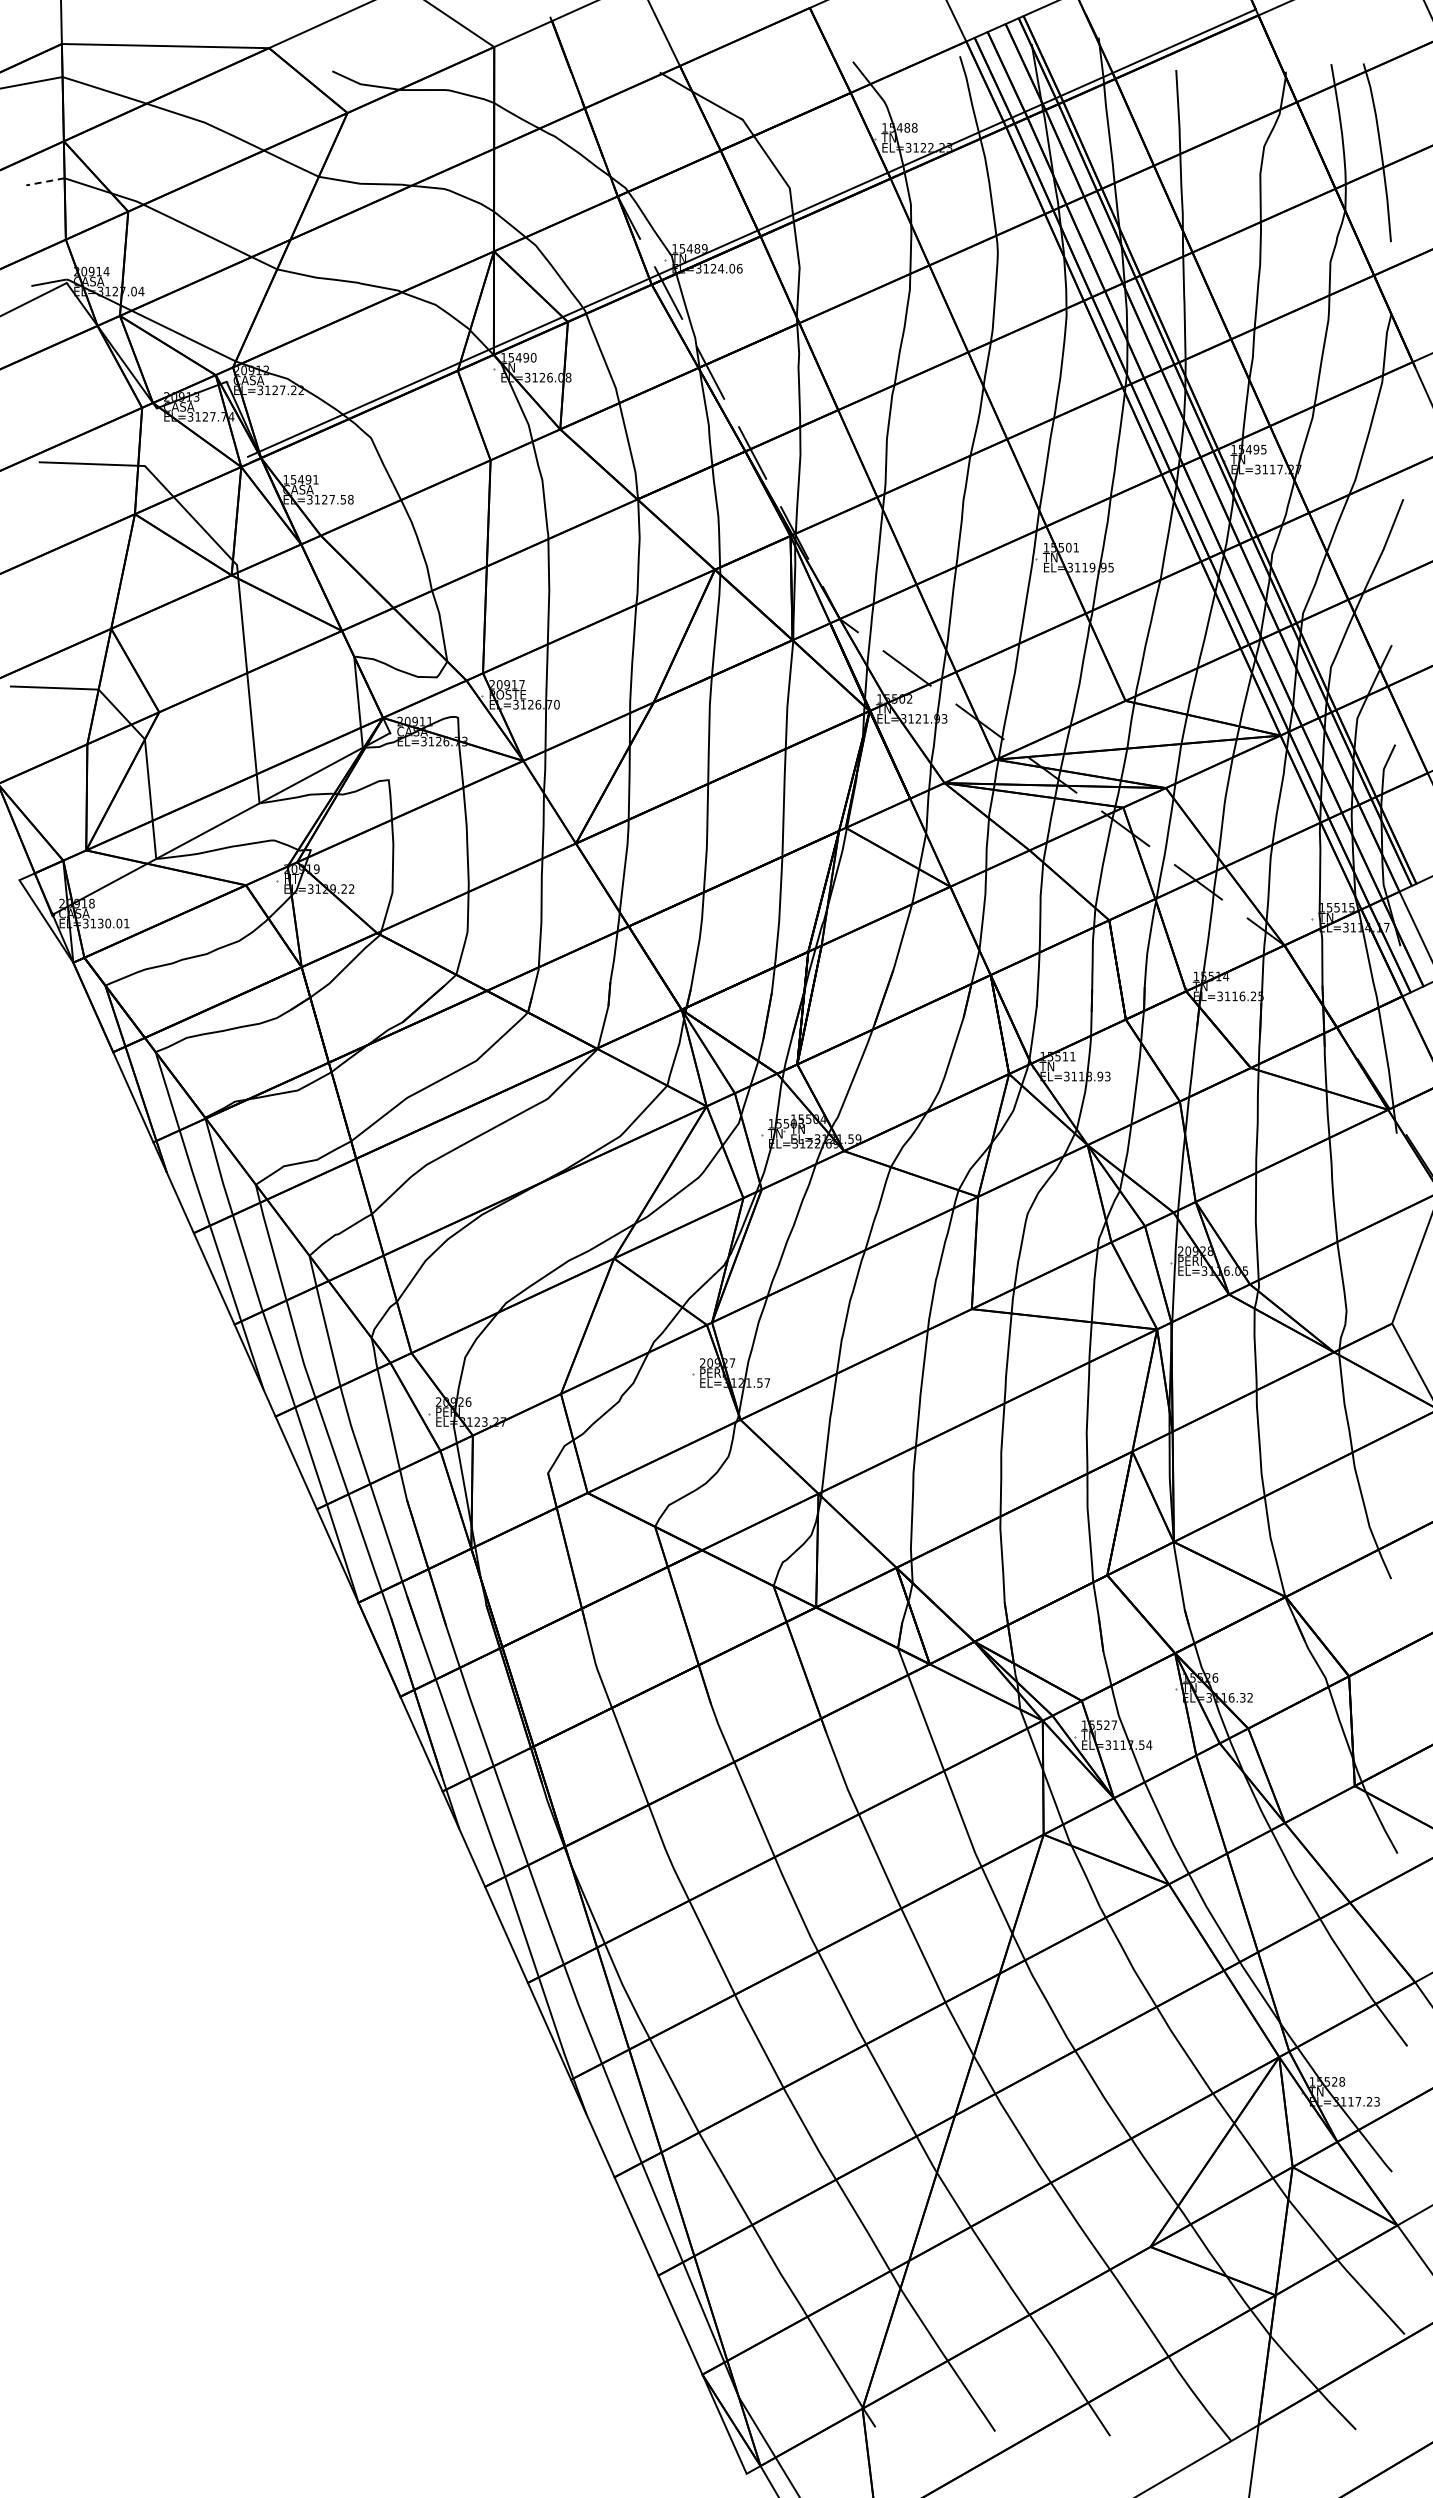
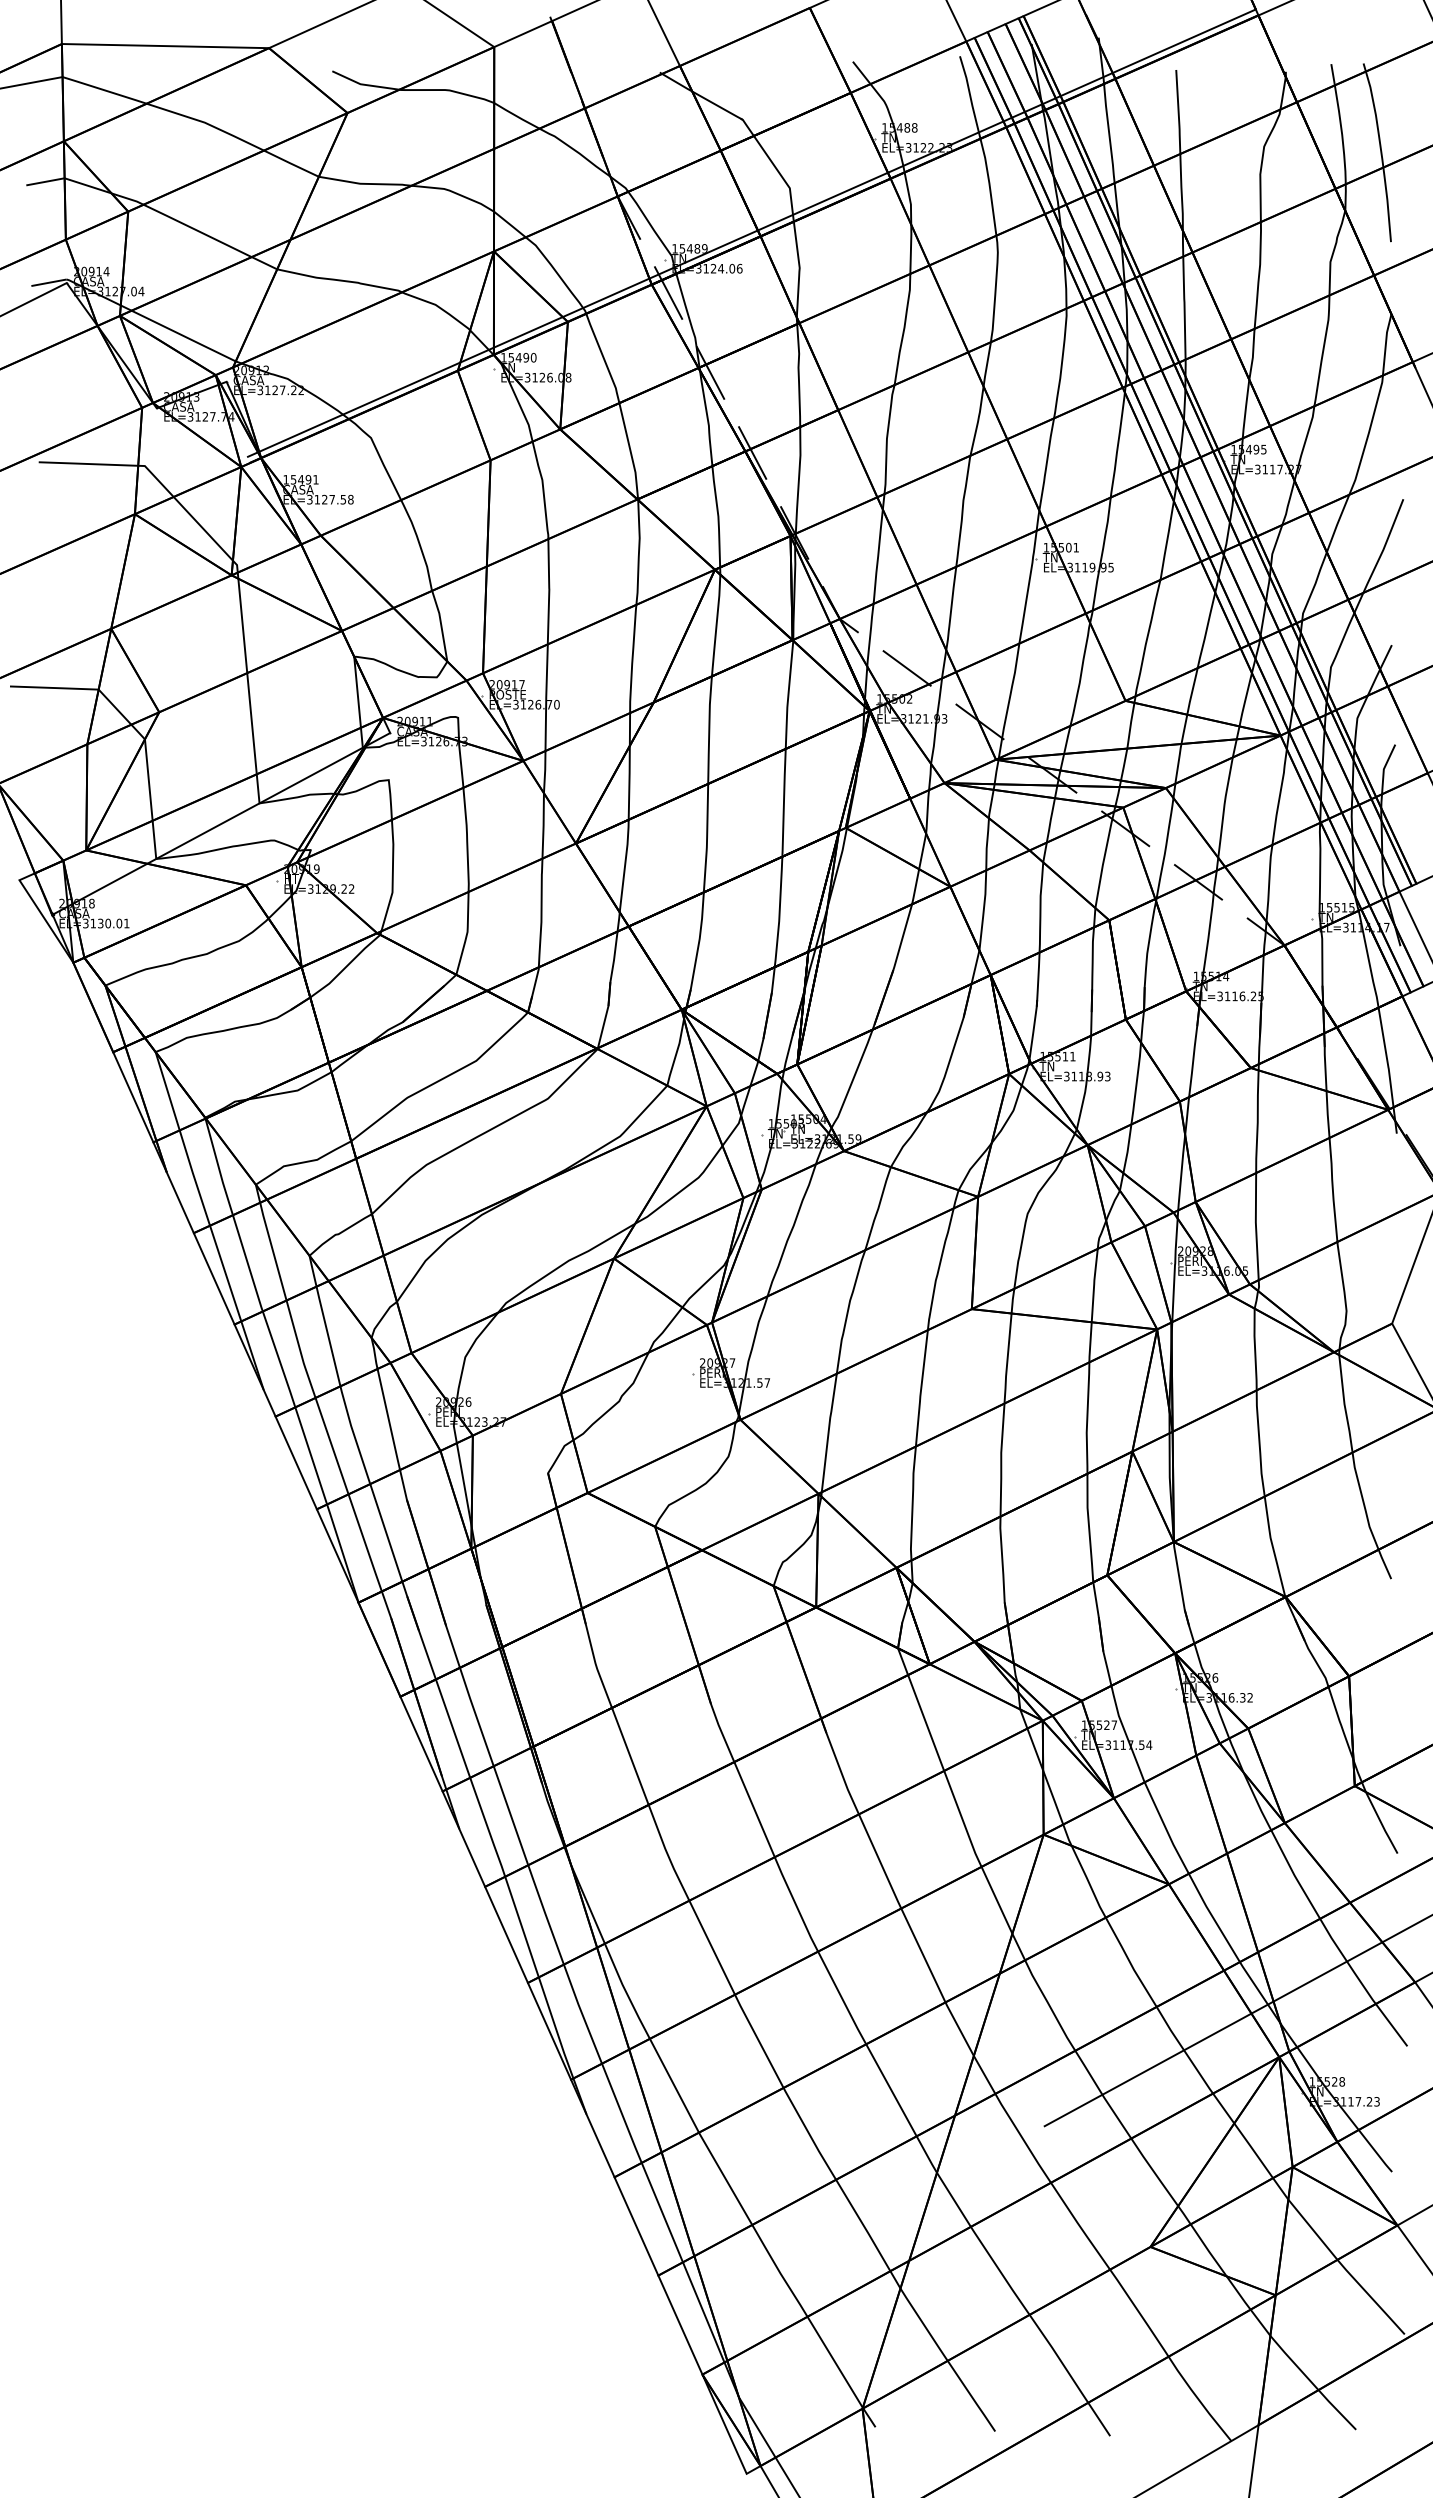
line: dashed -> solid (45, 181)
line: none -> present (1236, 2021)
